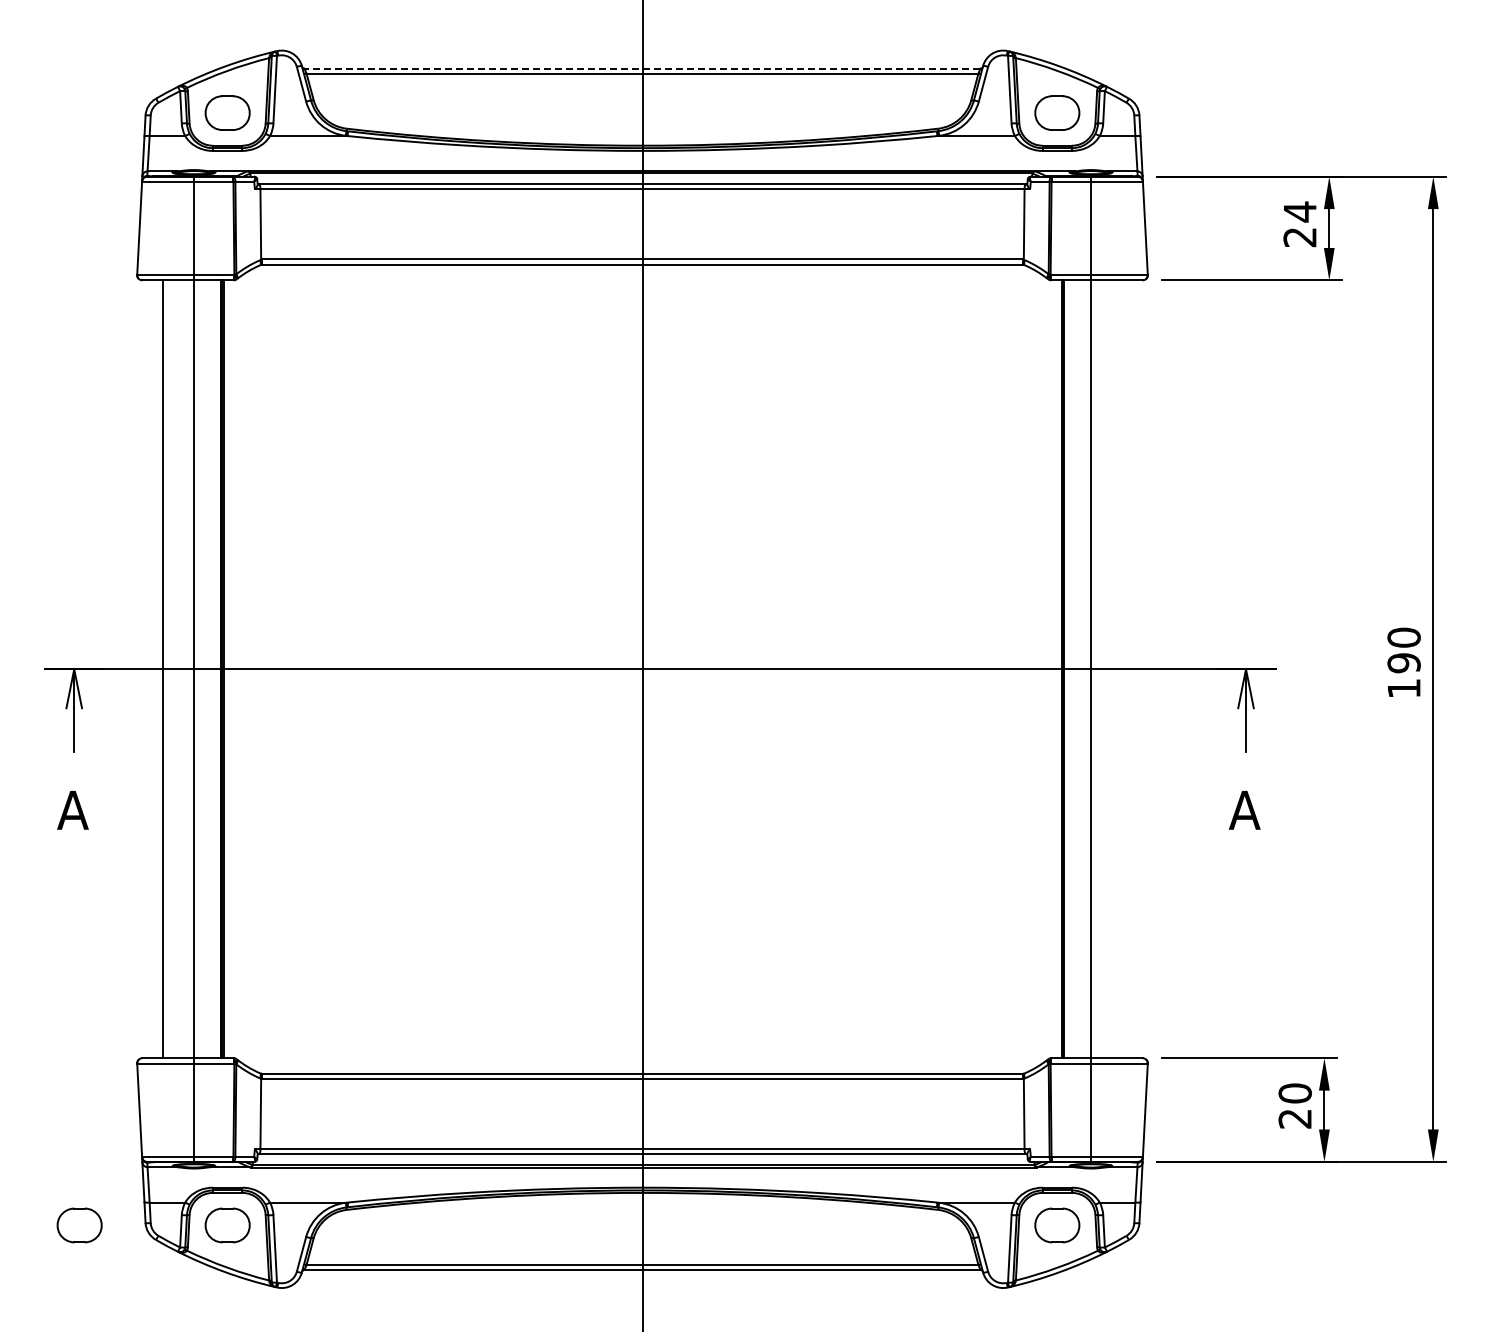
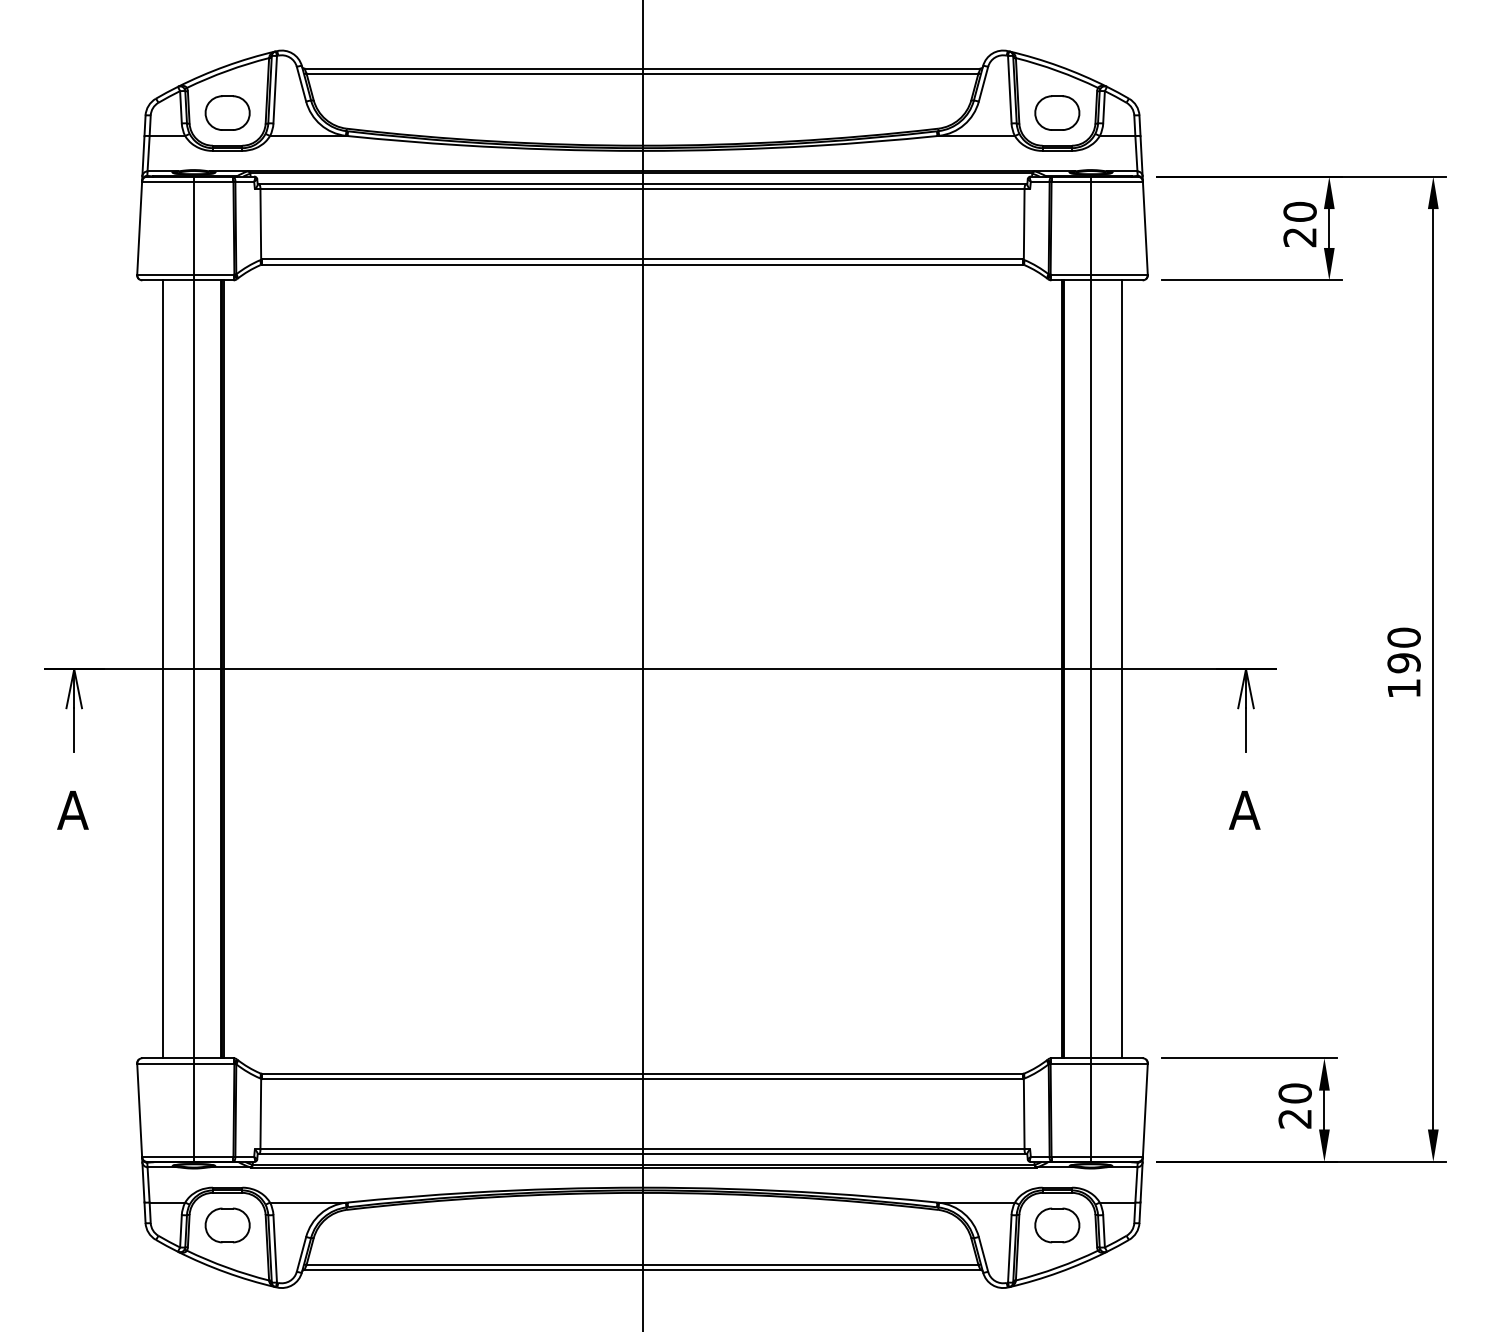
line: dashed -> solid (642, 68)
text: 24 -> 20 (1299, 211)
line: none -> present (1122, 669)
part: present -> none (79, 1225)
